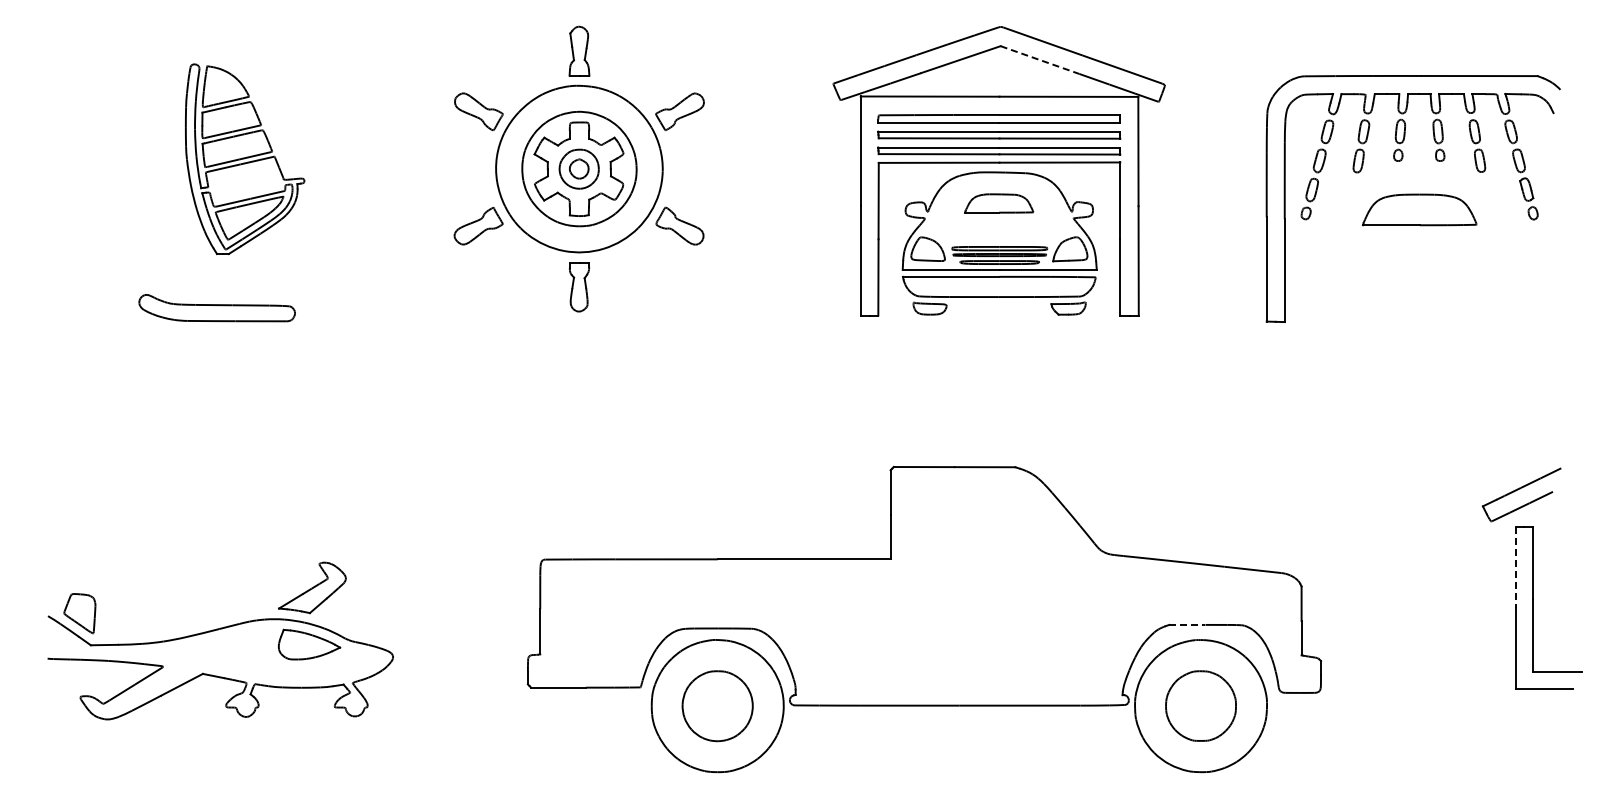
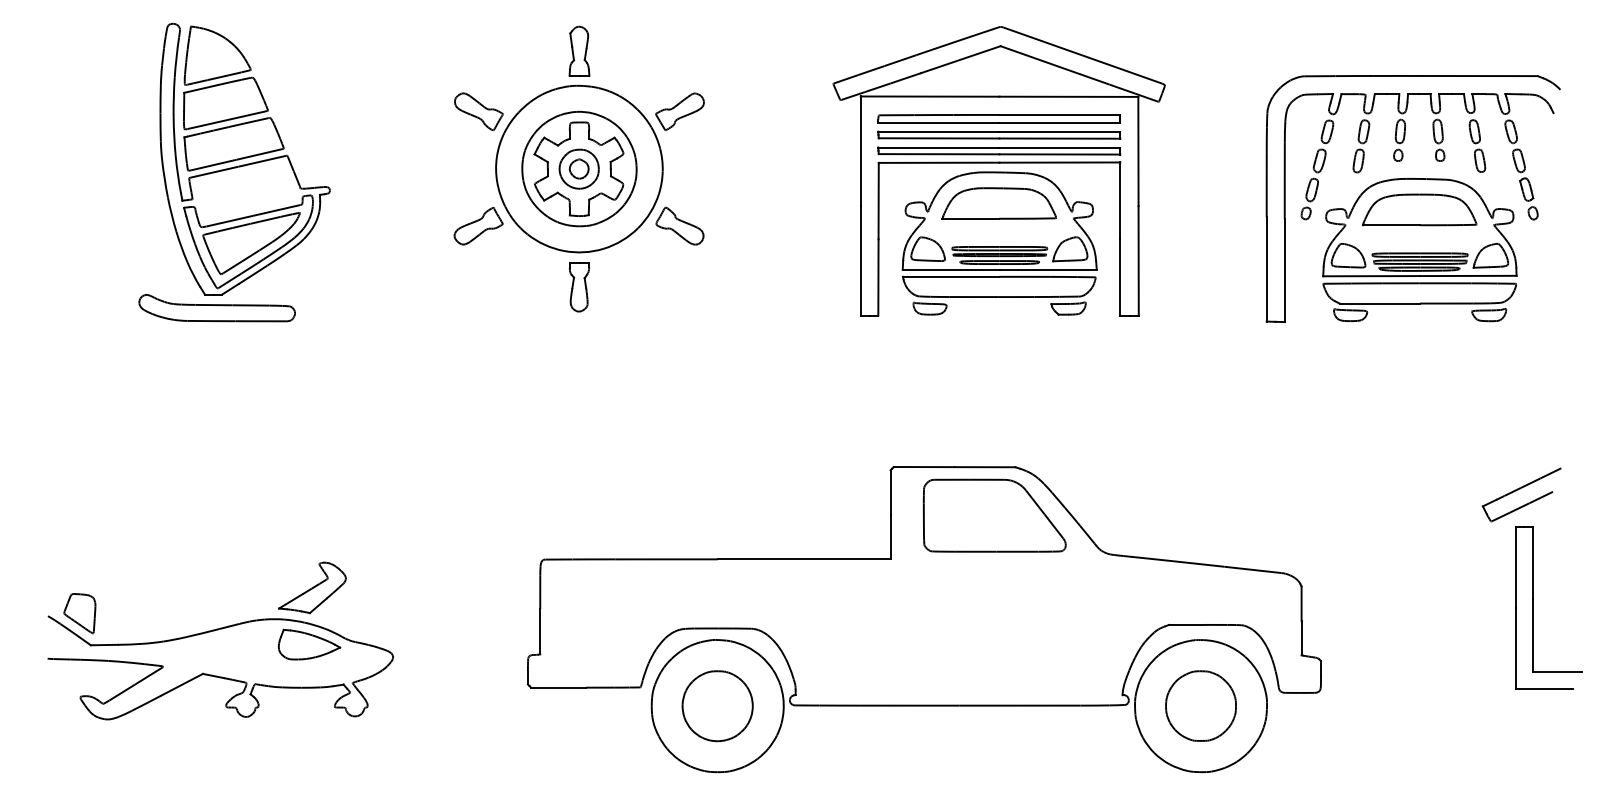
line: dashed -> solid (1040, 60)
part size: 121x193 px -> 172x274 px (244, 158)
part size: 71x21 px -> 116x33 px (998, 203)
part: none -> present (1419, 250)
part: none -> present (994, 515)
line: dashed -> solid (1515, 567)
line: dashed -> solid (1187, 624)
